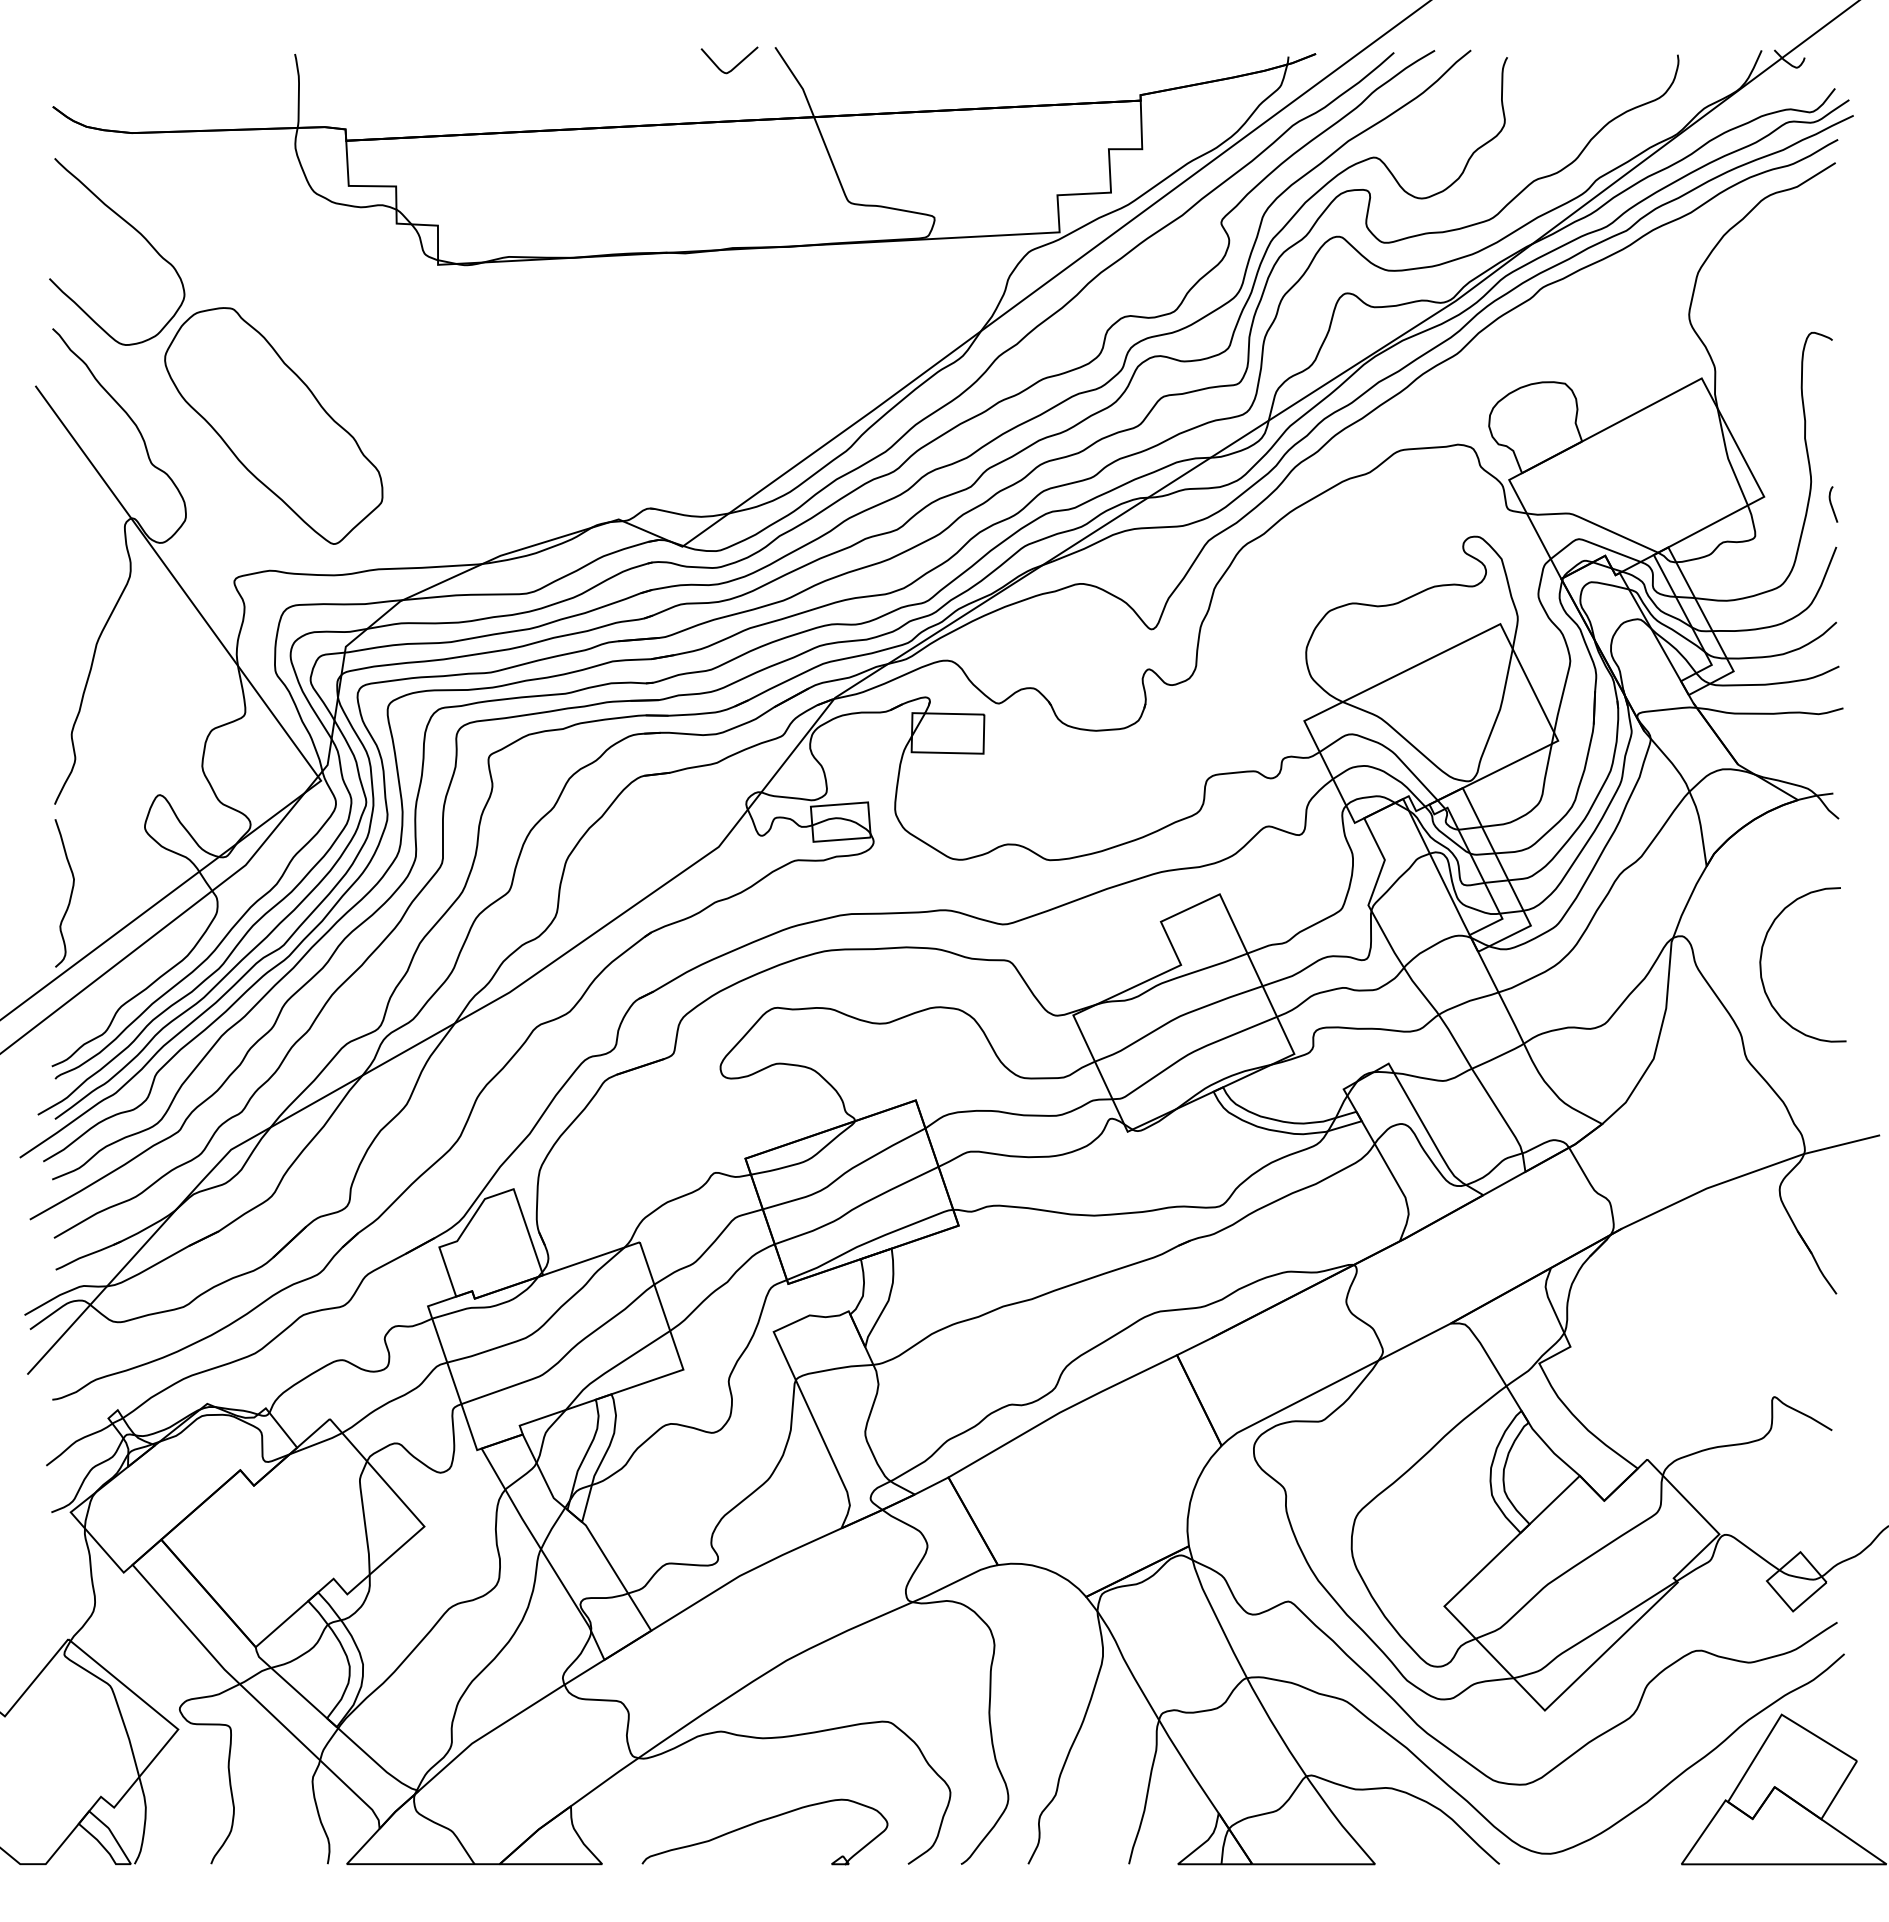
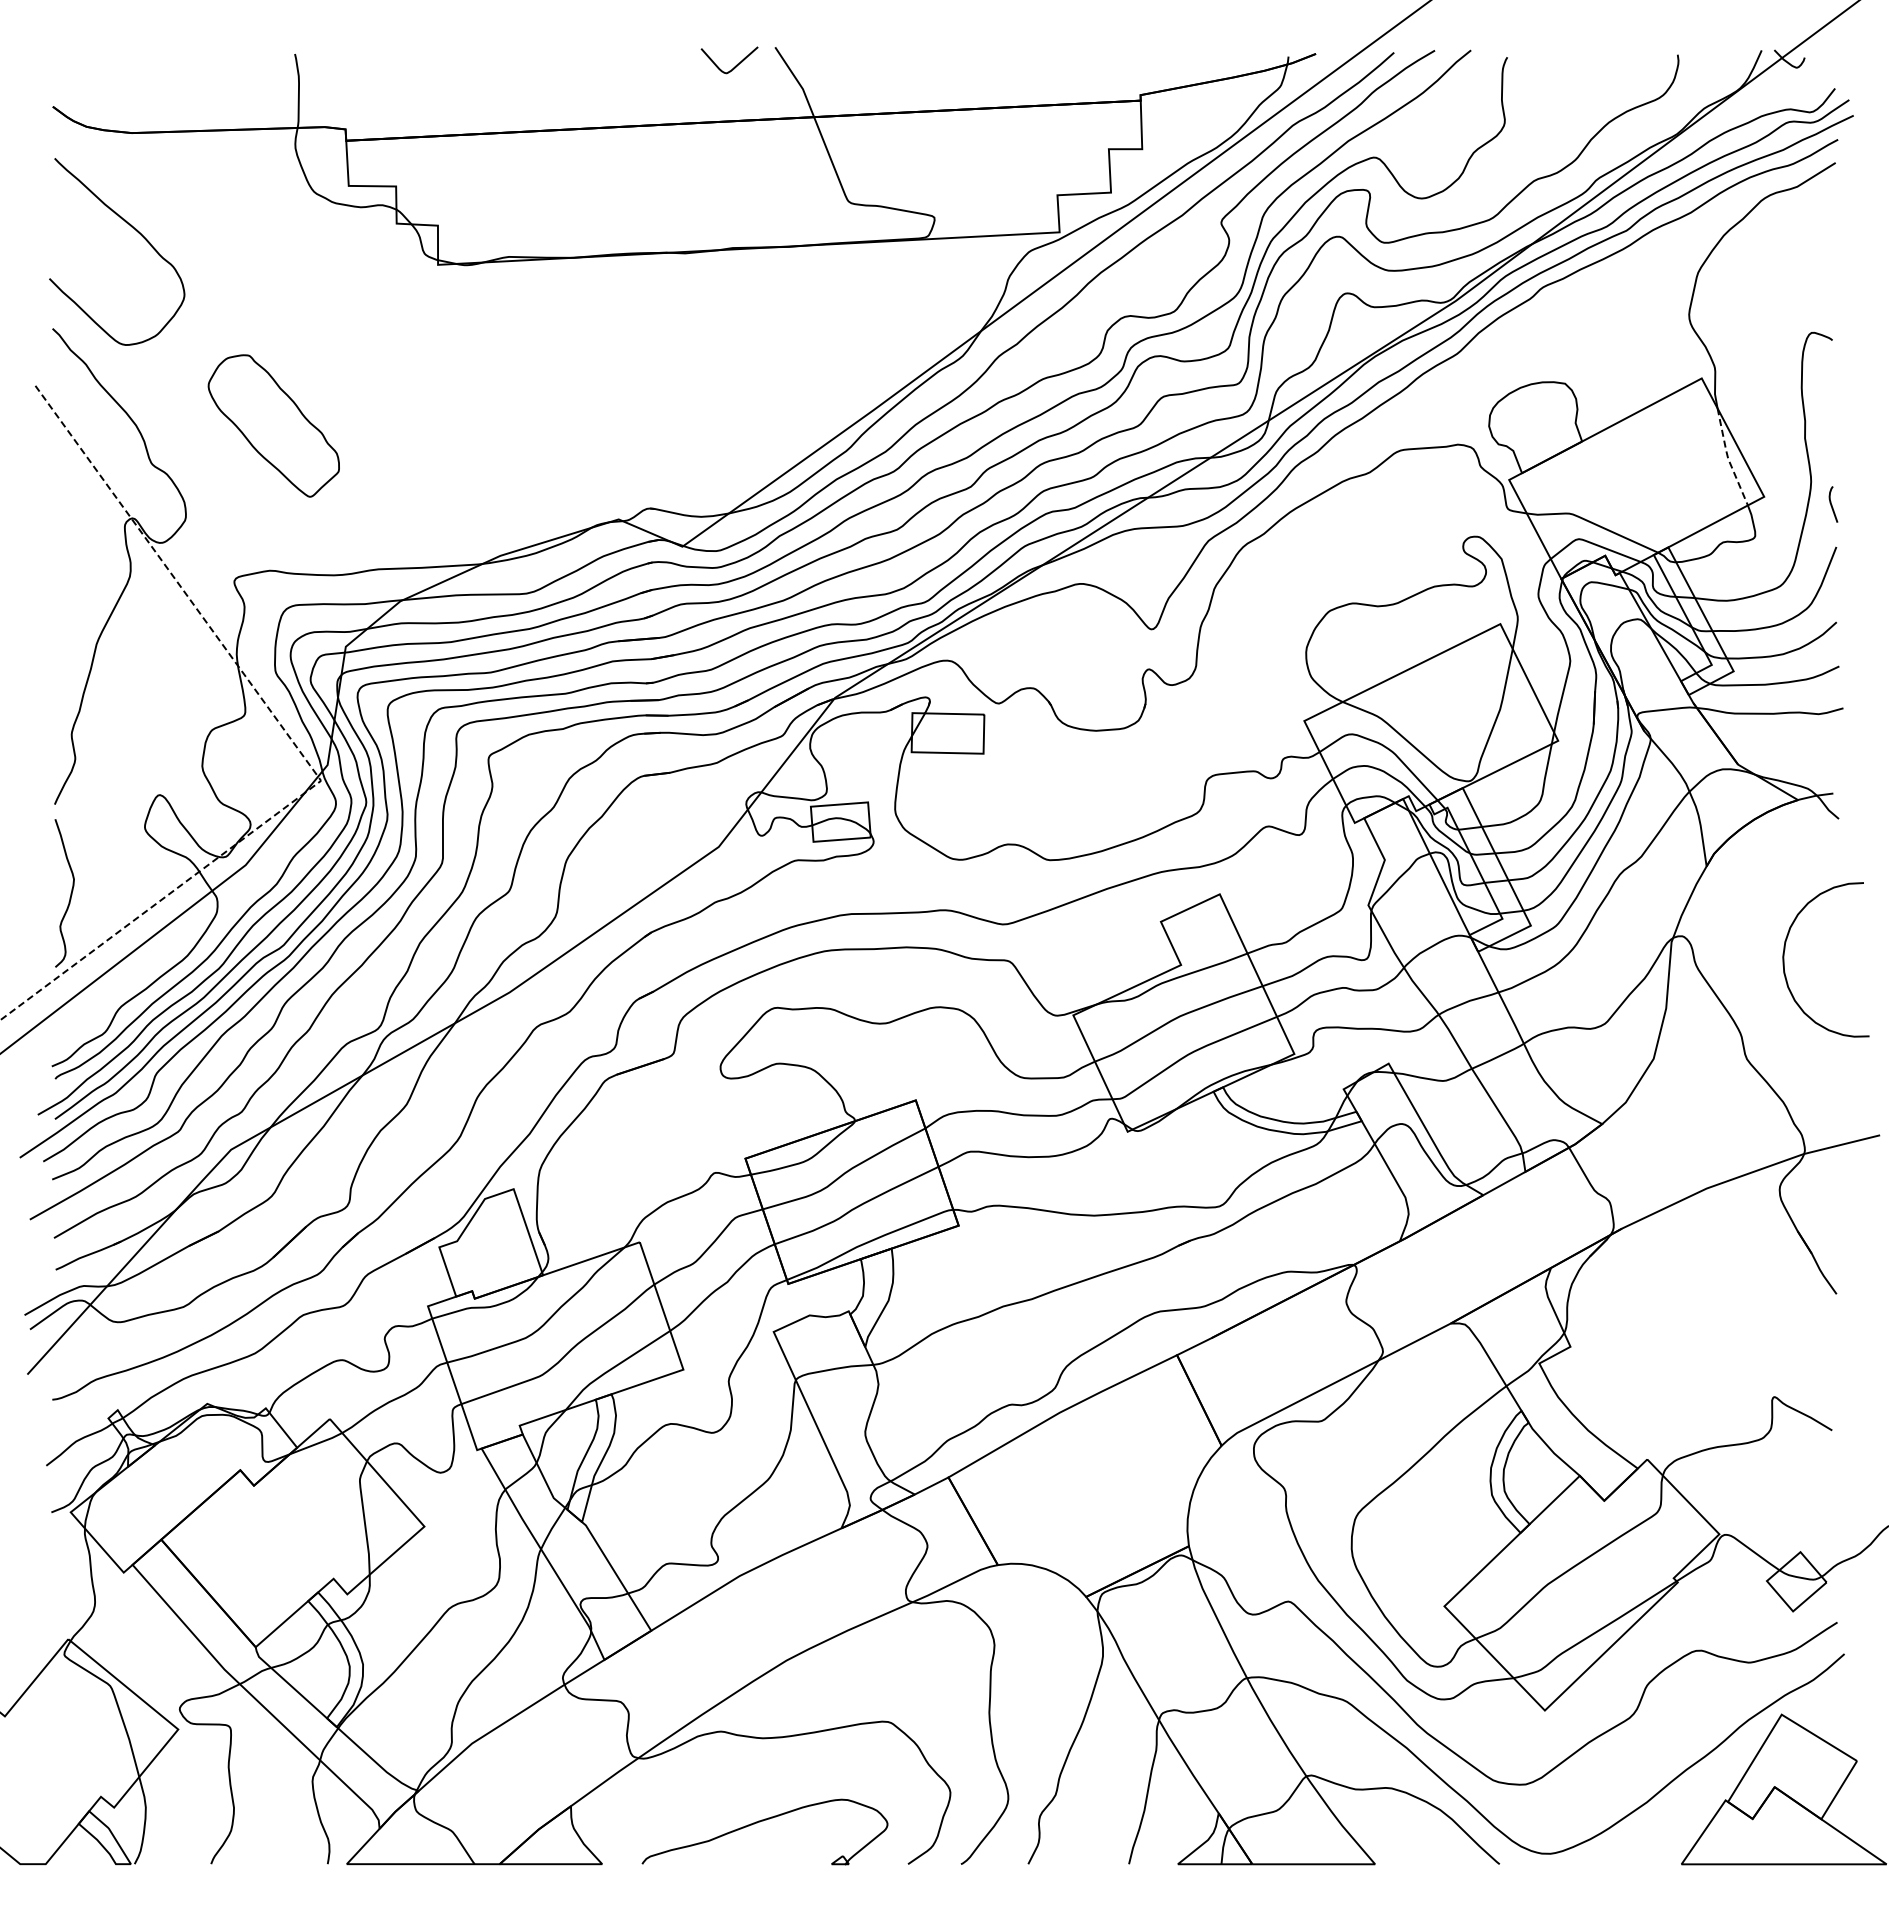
part size: 220x238 px -> 133x144 px (273, 425)
line: solid -> dashed (1728, 458)
line: solid -> dashed (295, 746)
curve position: (1762, 955) -> (1785, 950) (1785, 950)
